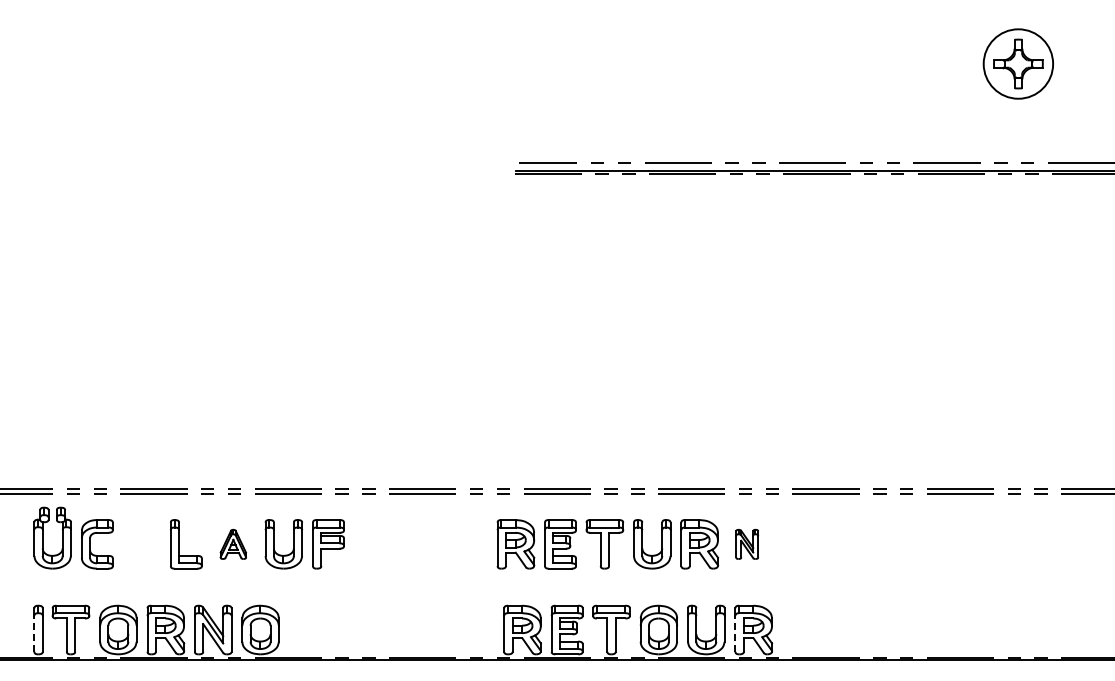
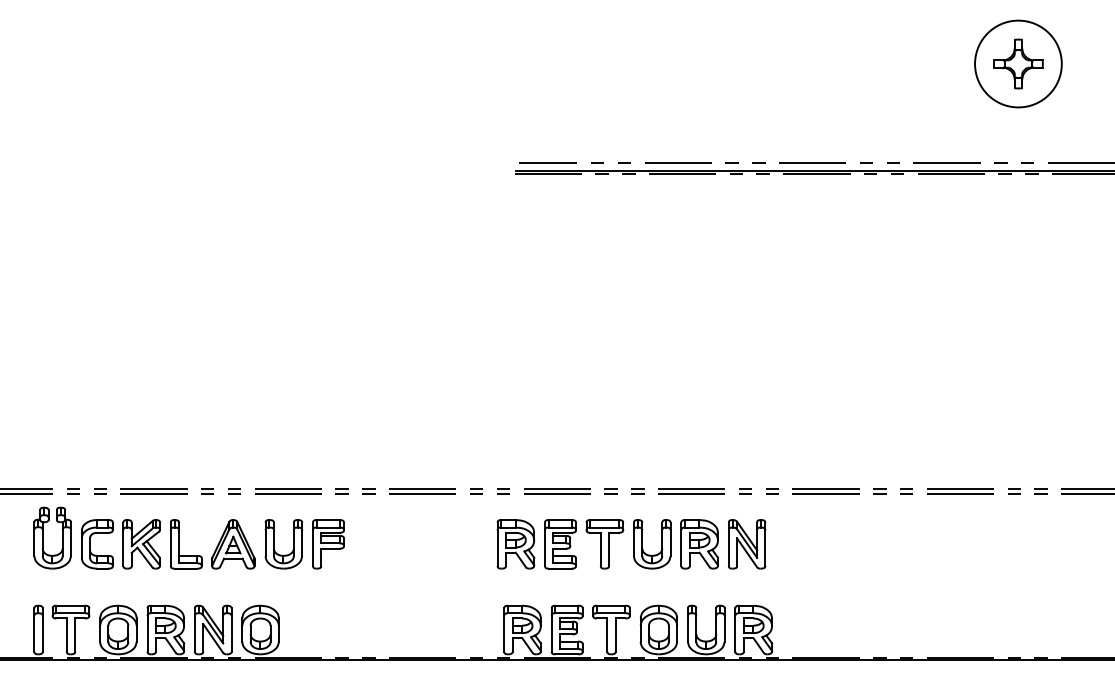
circle diameter: 69 px -> 87 px (1018, 63)
part size: 24x32 px -> 39x51 px (747, 544)
part: none -> present (141, 544)
part size: 28x31 px -> 45x51 px (233, 544)
line: dashed -> solid (34, 633)
line: dashed -> solid (735, 633)
